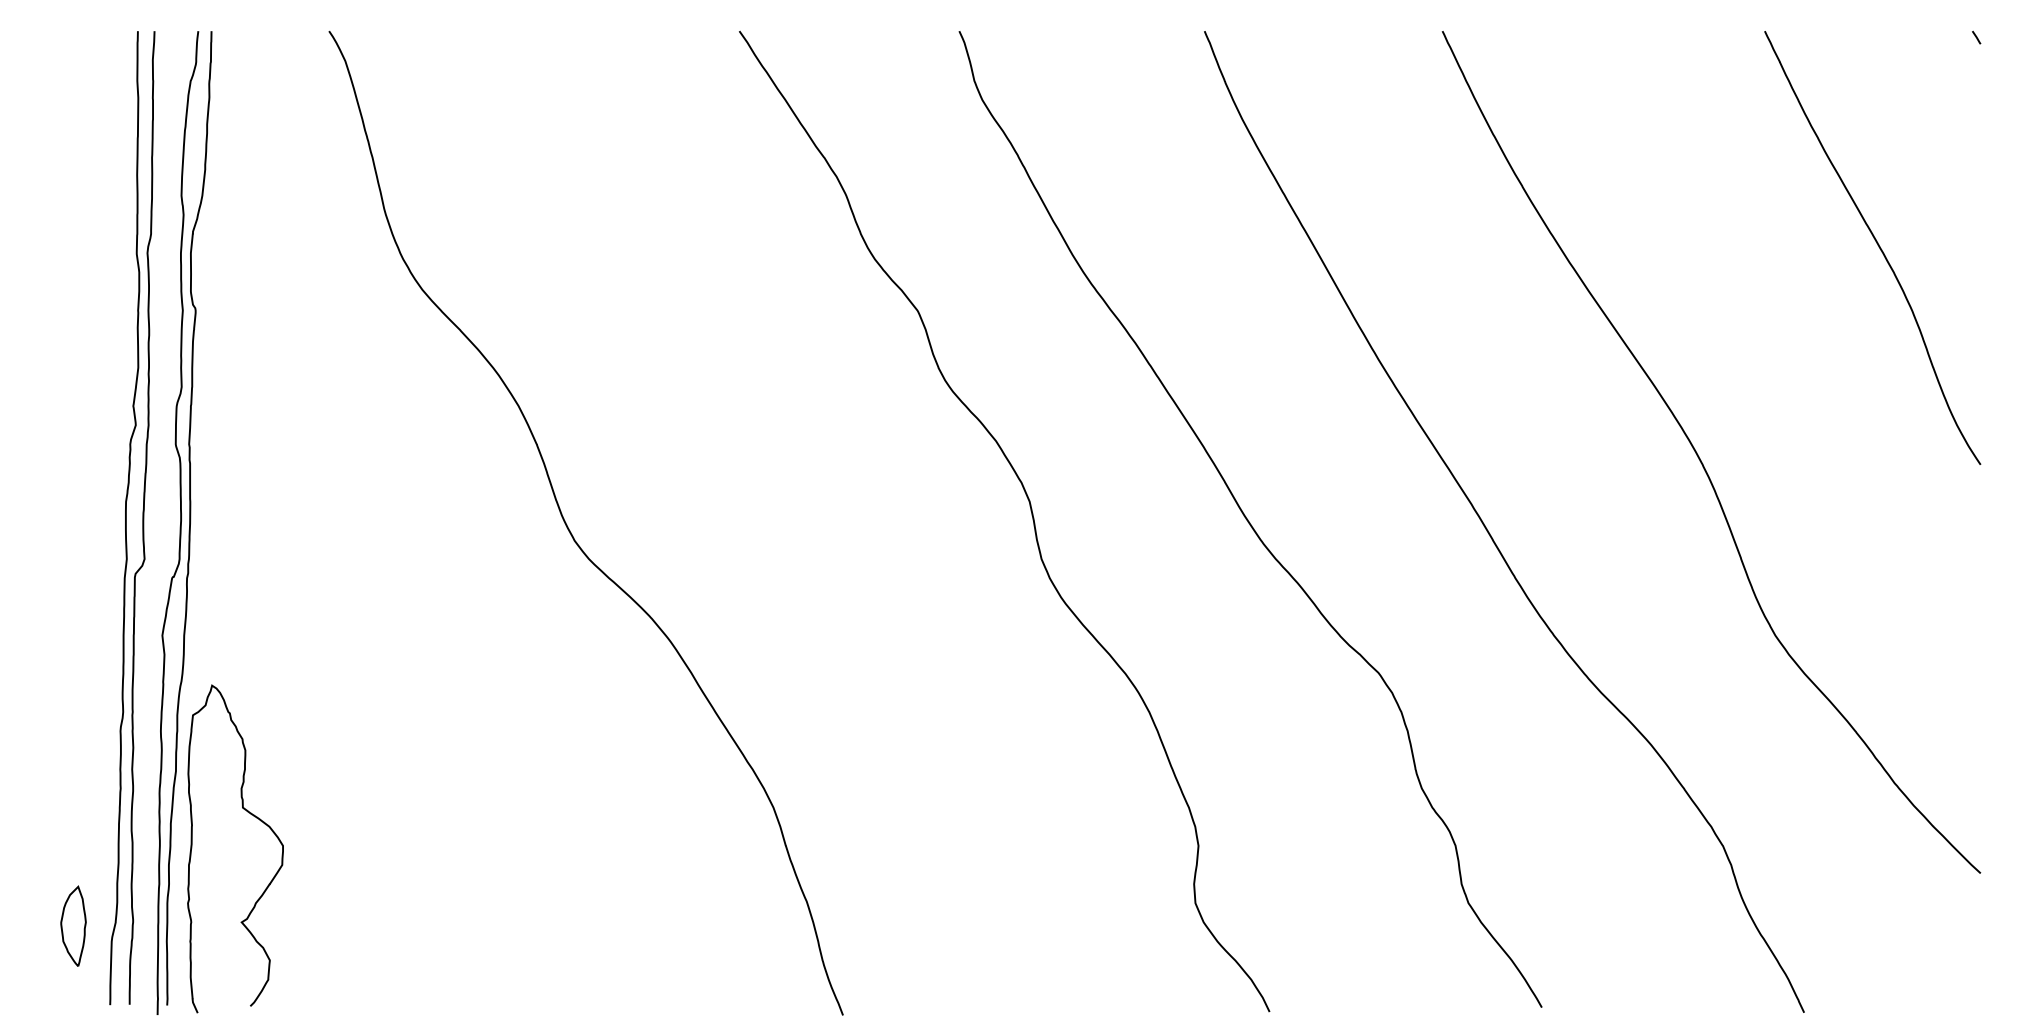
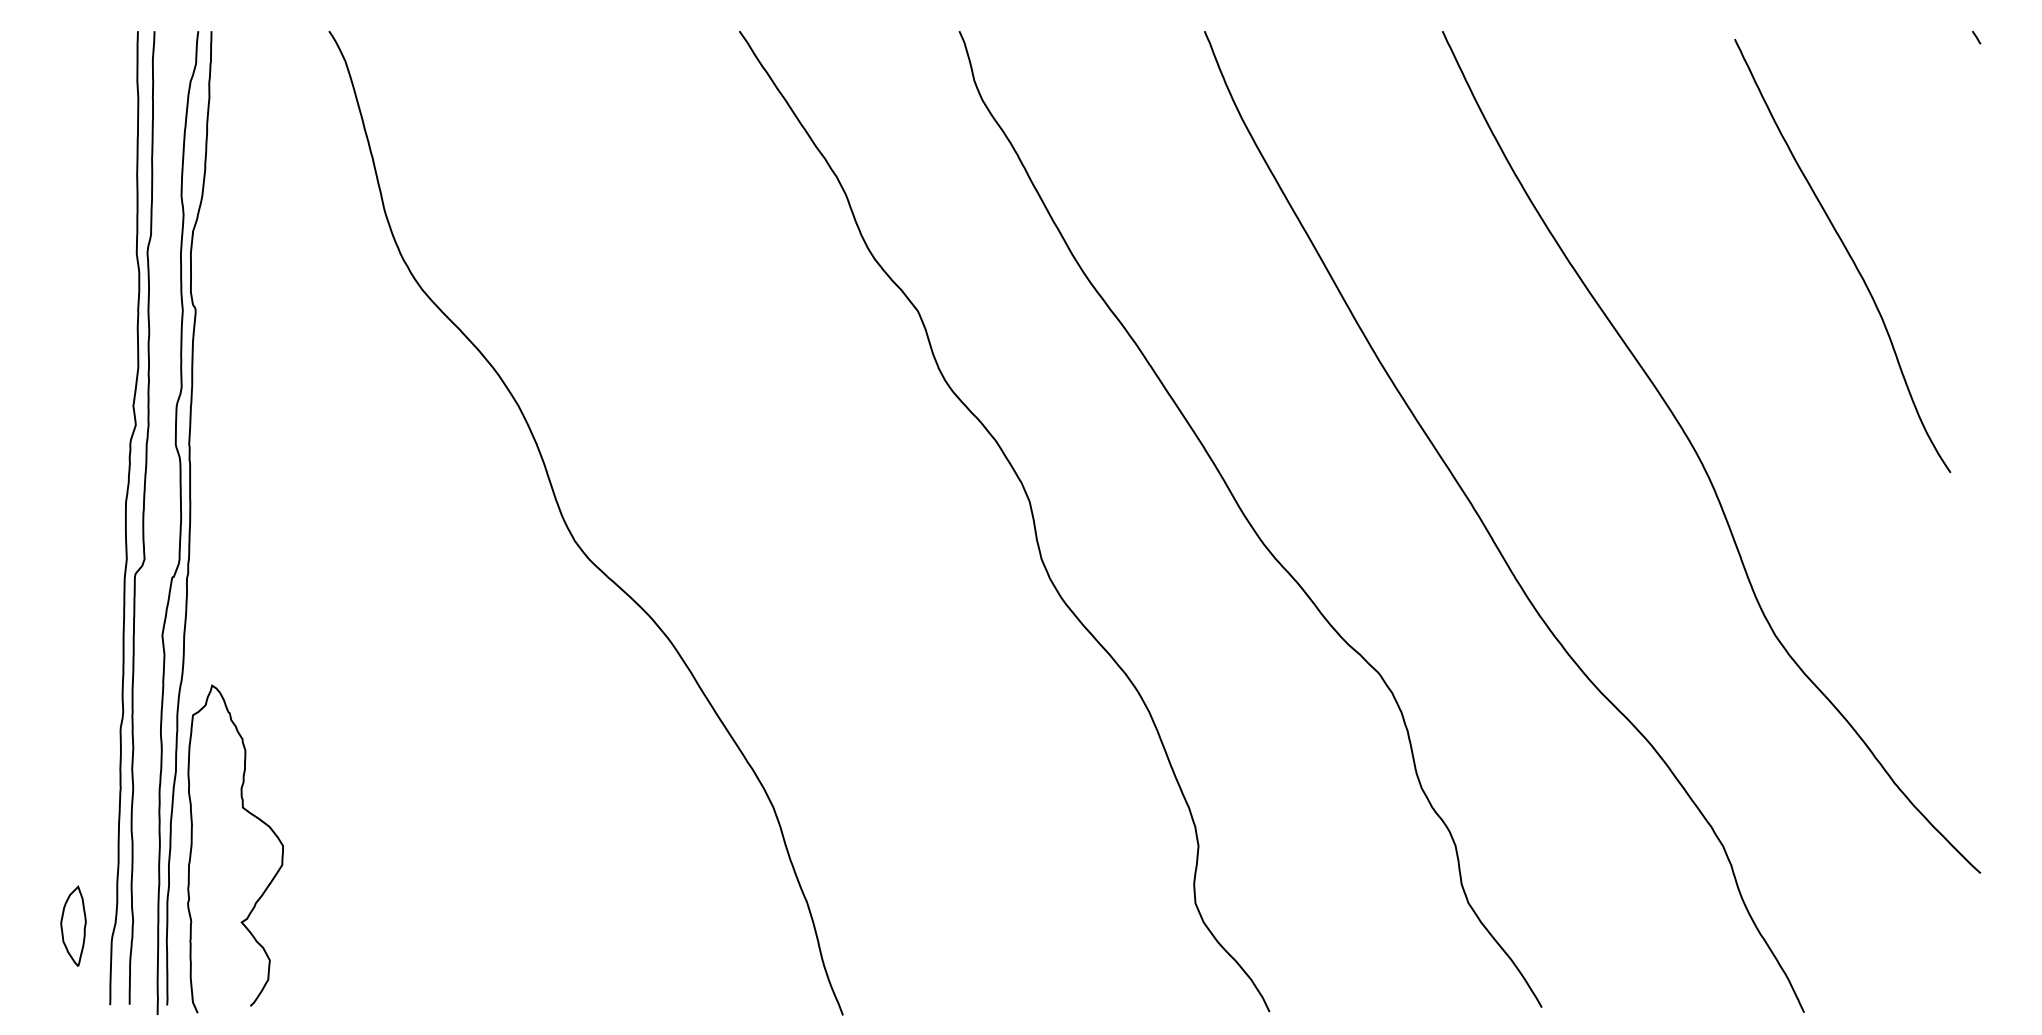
curve position: (1877, 245) -> (1847, 253) (1847, 253)
